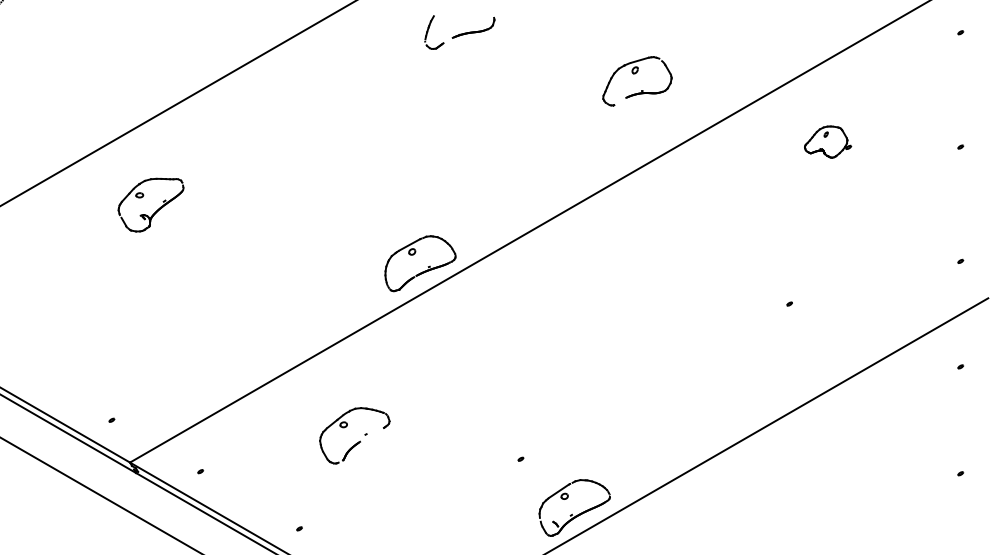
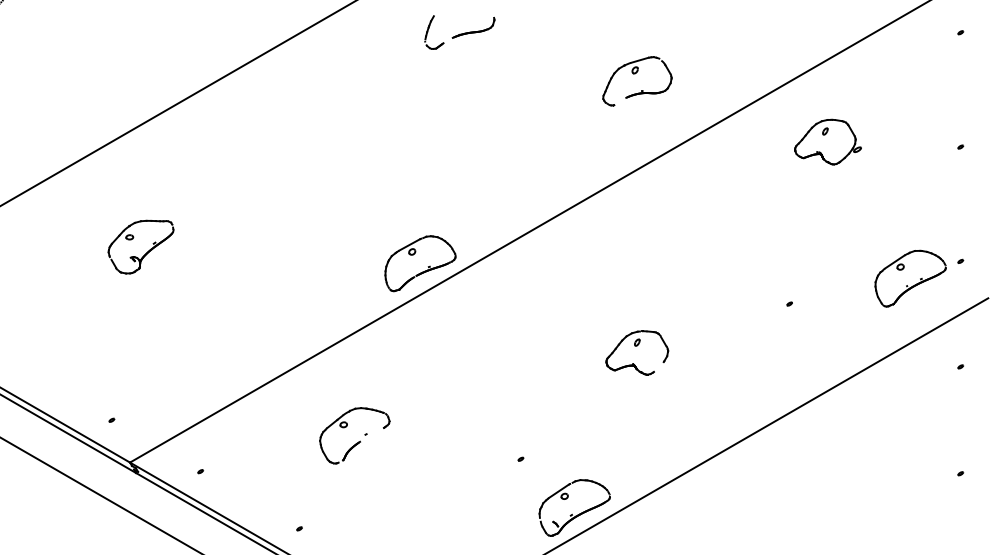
part size: 49x34 px -> 68x48 px (827, 141)
part position: (150, 204) -> (140, 246) (140, 246)
part: none -> present (910, 278)
part: none -> present (637, 352)
